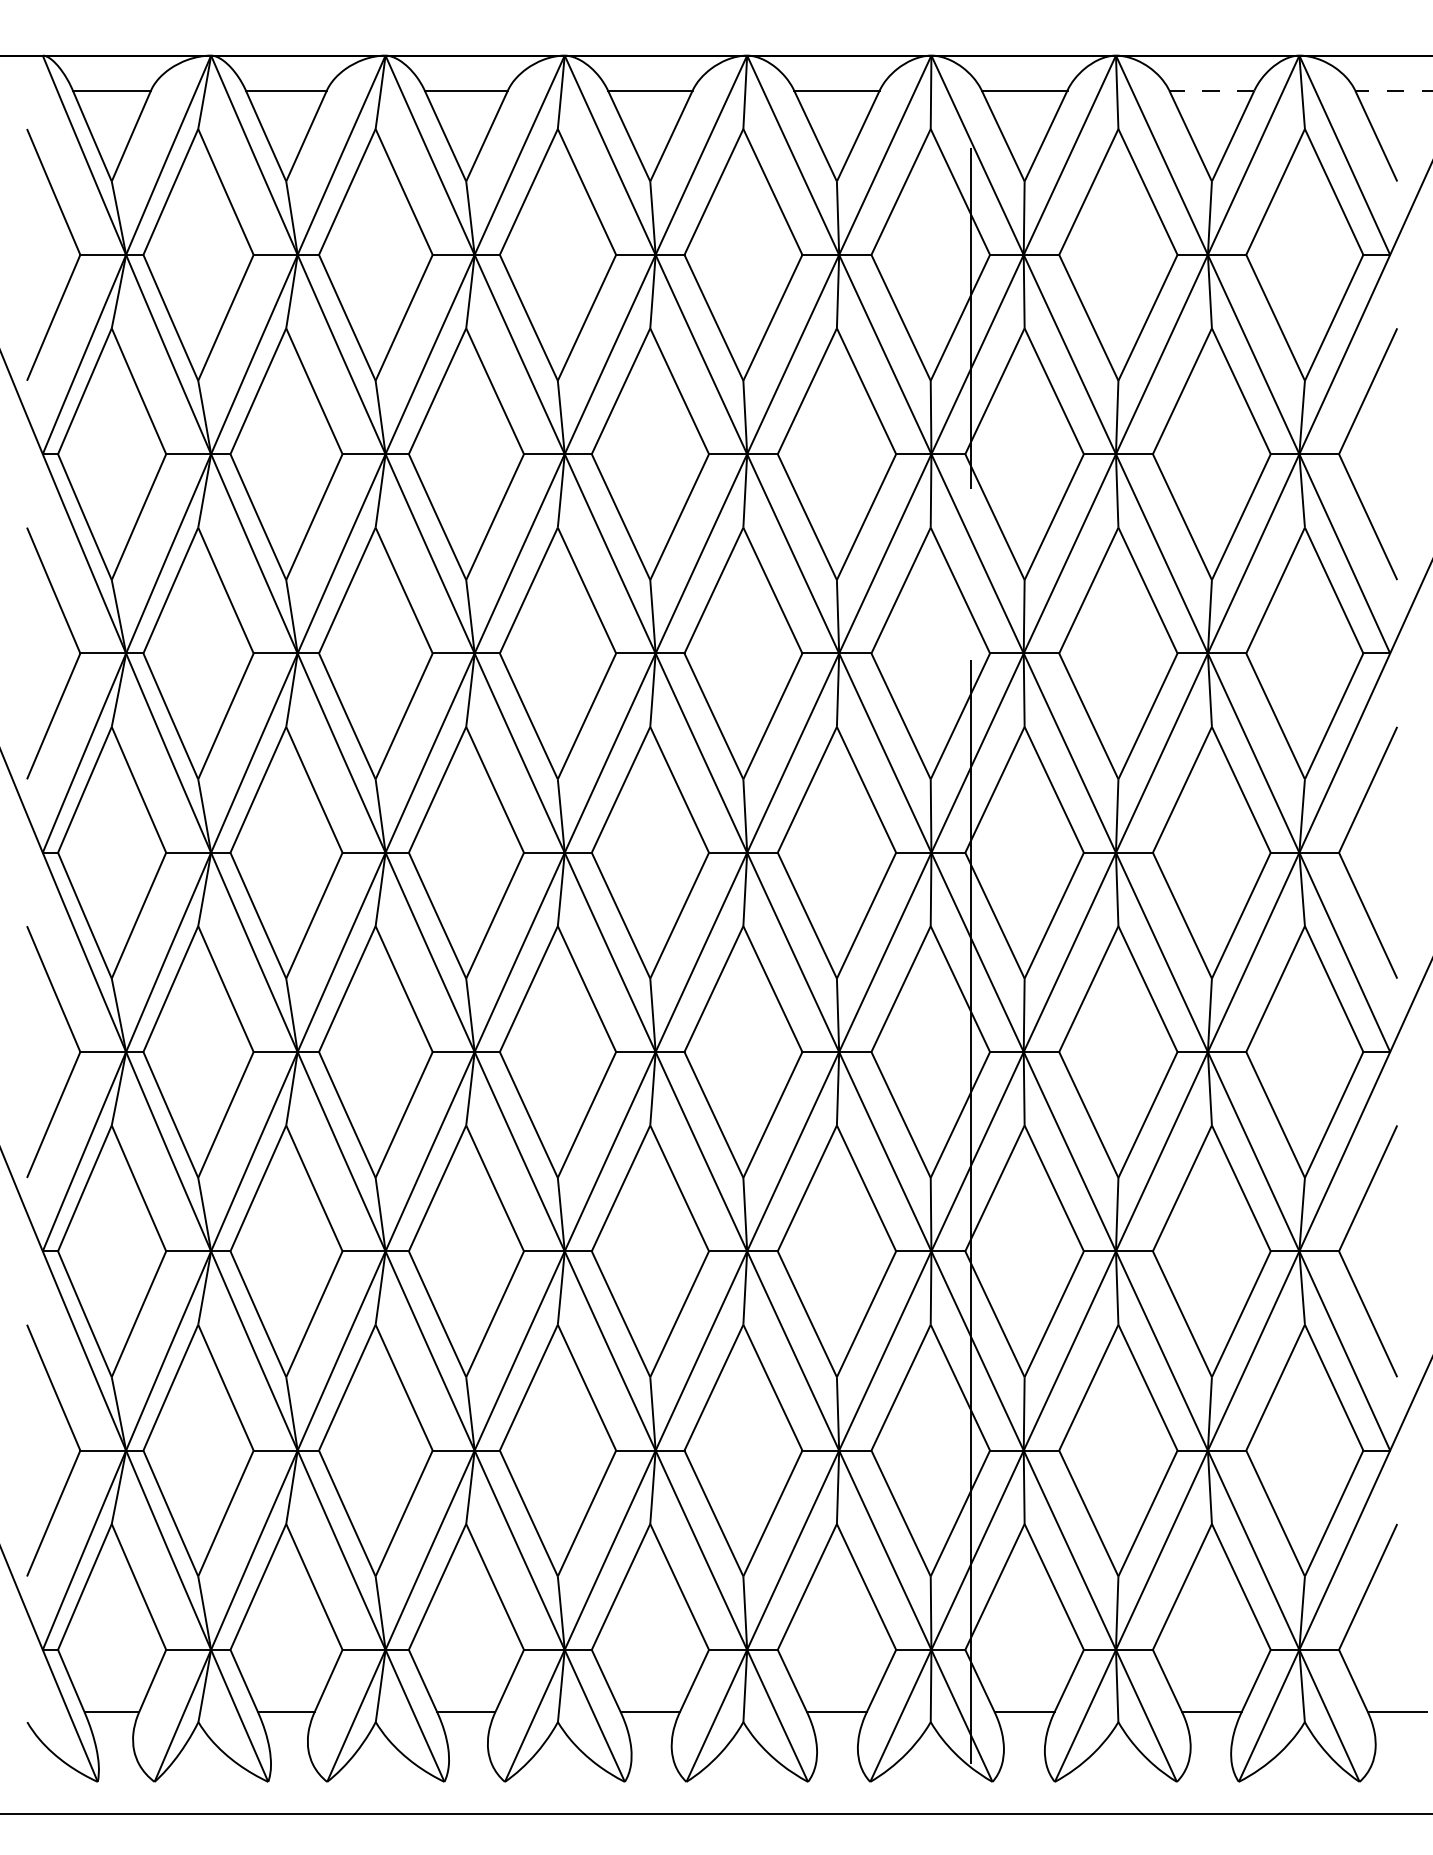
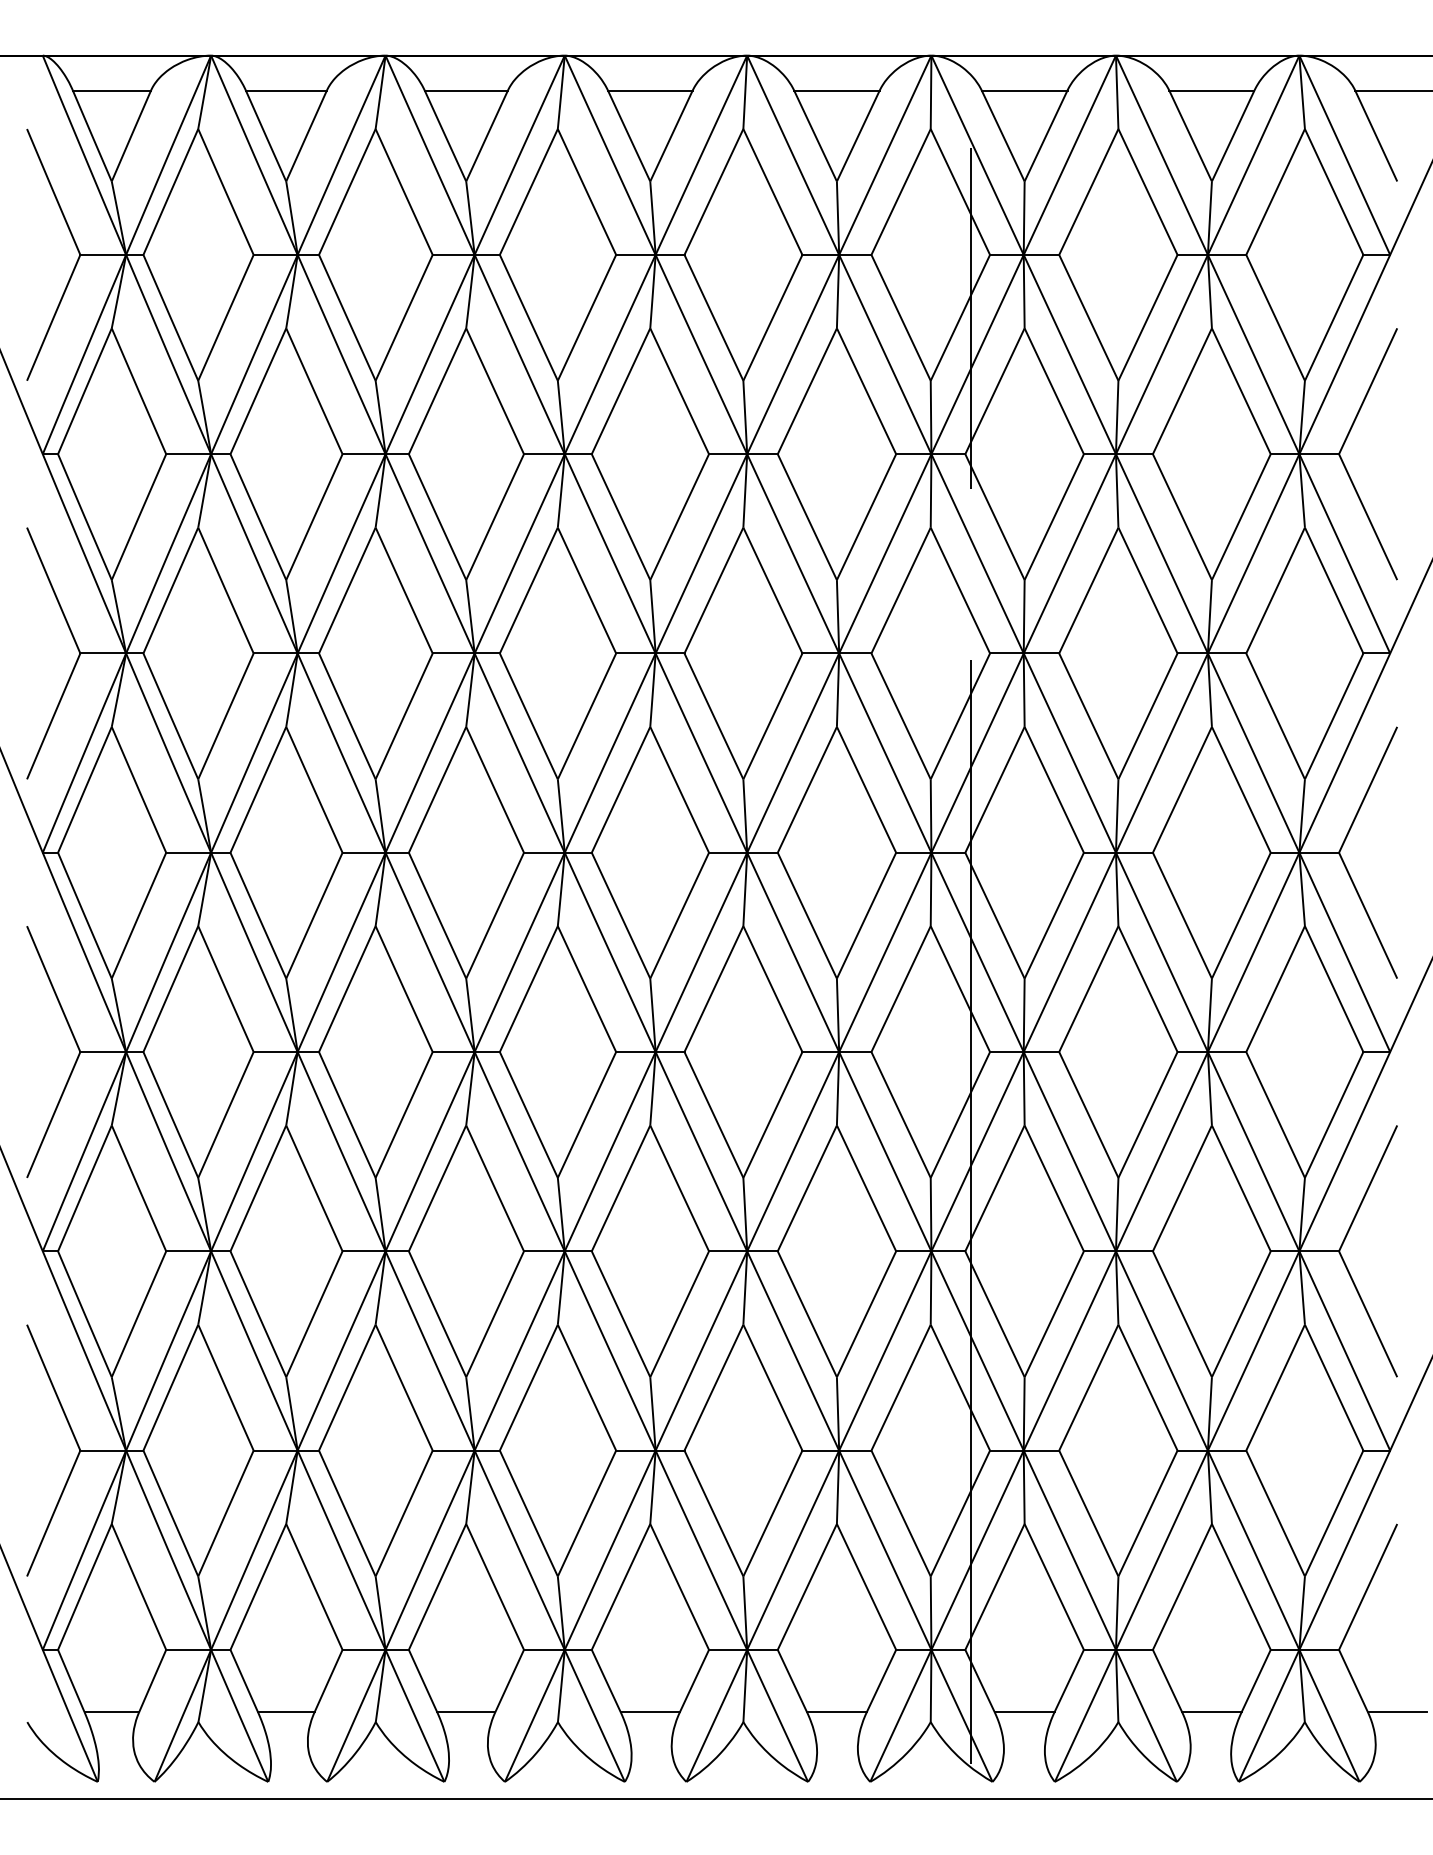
line: dashed -> solid (1211, 90)
line: dashed -> solid (1393, 90)
line position: (715, 1814) -> (715, 1799) (715, 1799)
